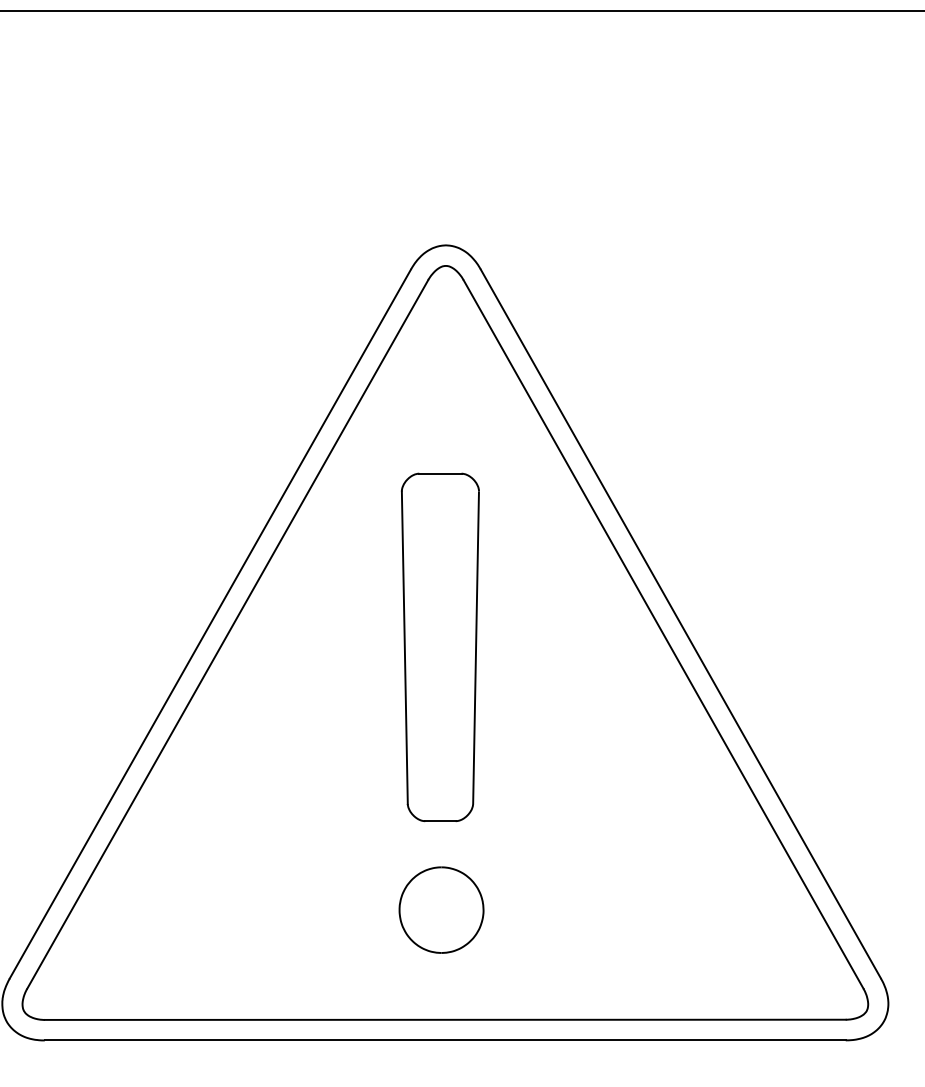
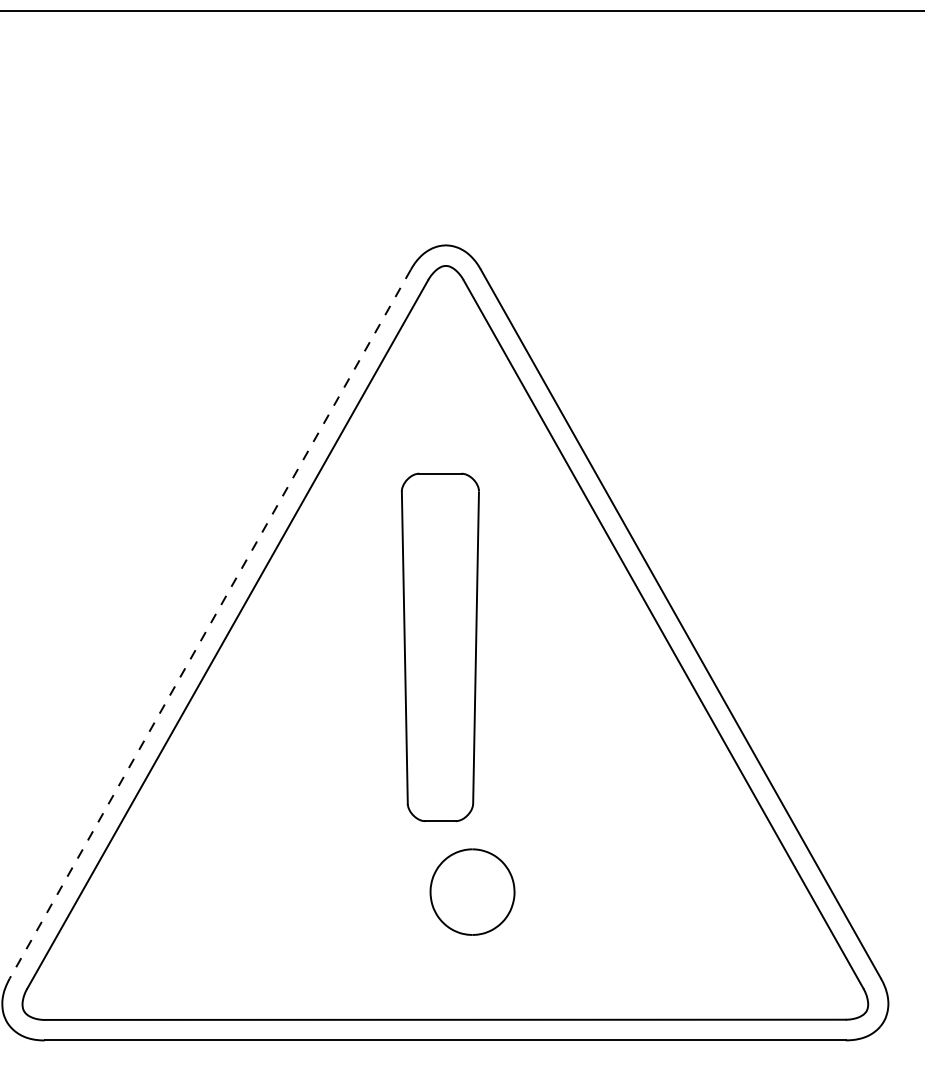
line: solid -> dashed (210, 624)
part position: (441, 909) -> (472, 891) (472, 891)
